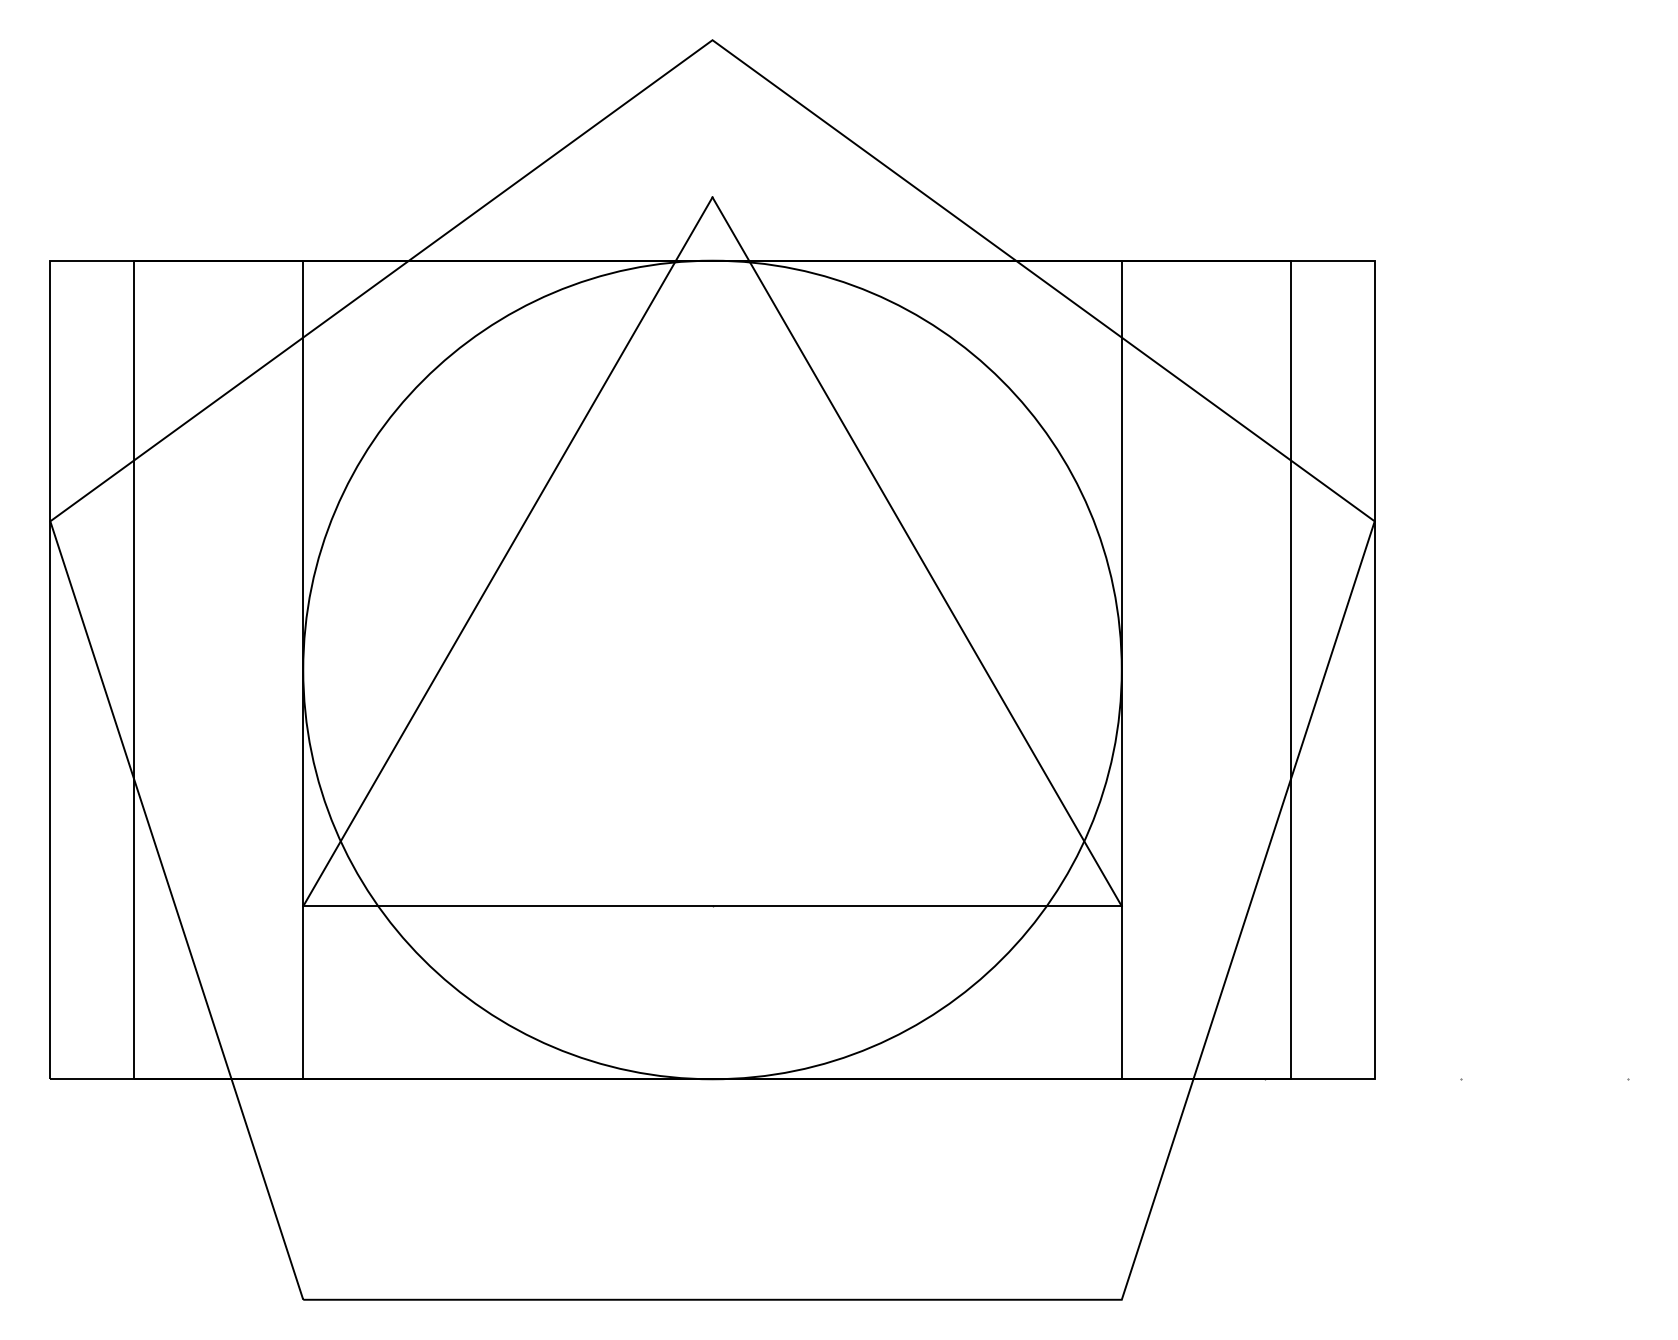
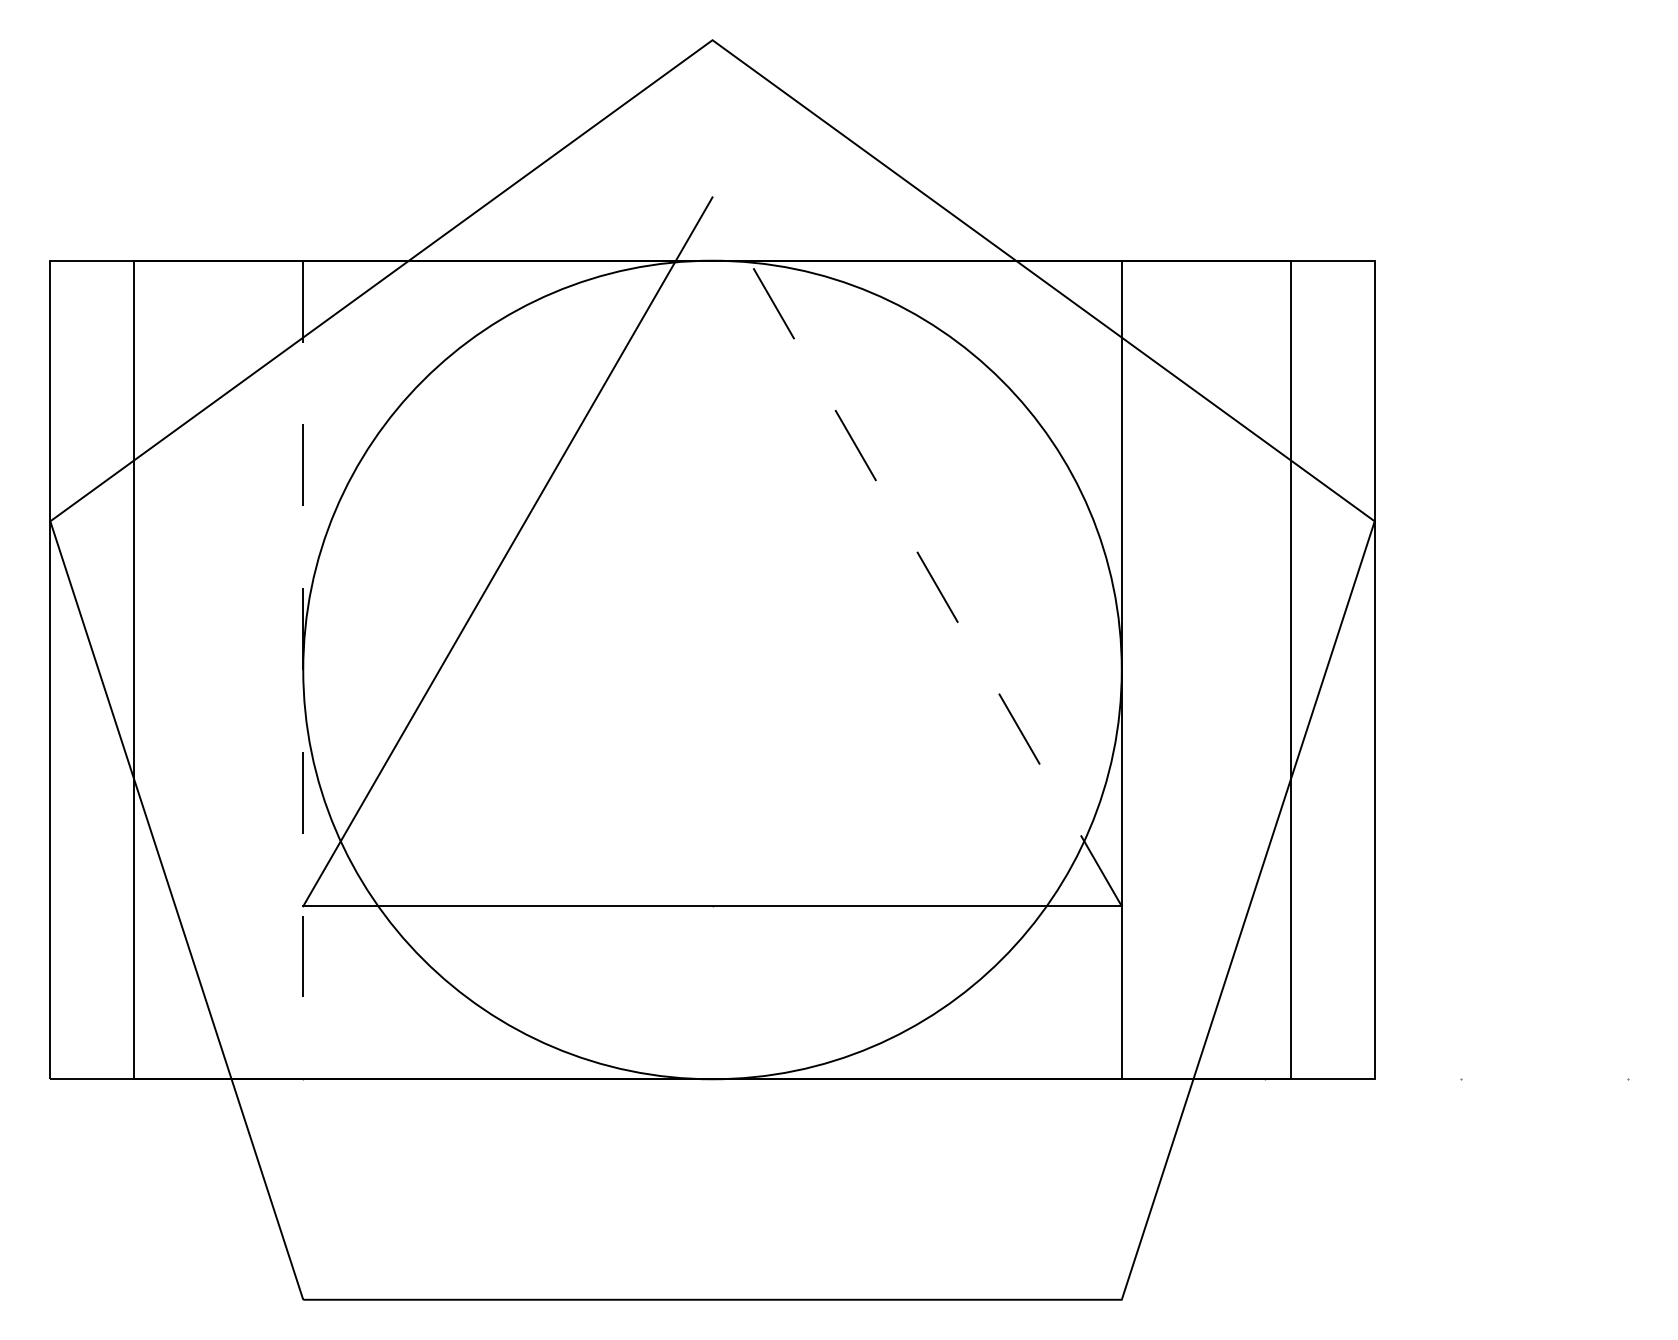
line: solid -> dashed (916, 551)
line: solid -> dashed (303, 670)
